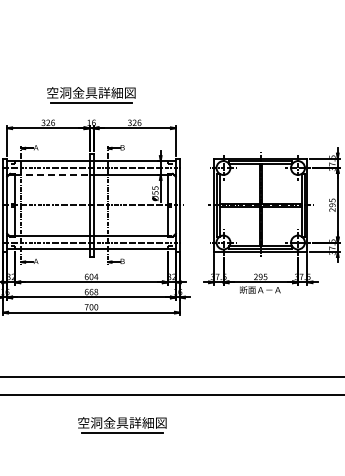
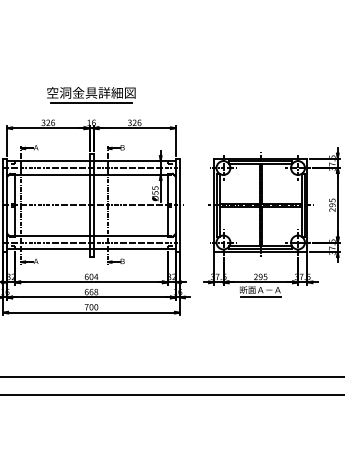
line: dashed -> solid (52, 174)
line: none -> present (260, 297)
part: present -> none (122, 425)
